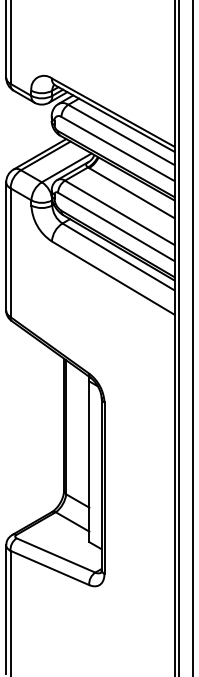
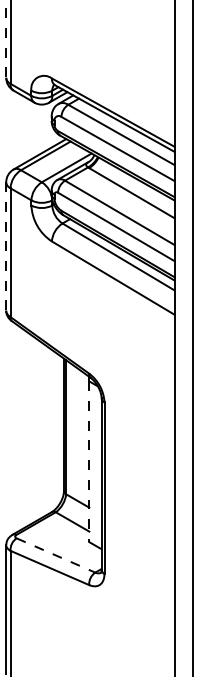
line: solid -> dashed (6, 39)
line: solid -> dashed (6, 247)
line: present -> none (178, 337)
line: solid -> dashed (89, 462)
line: solid -> dashed (56, 555)
